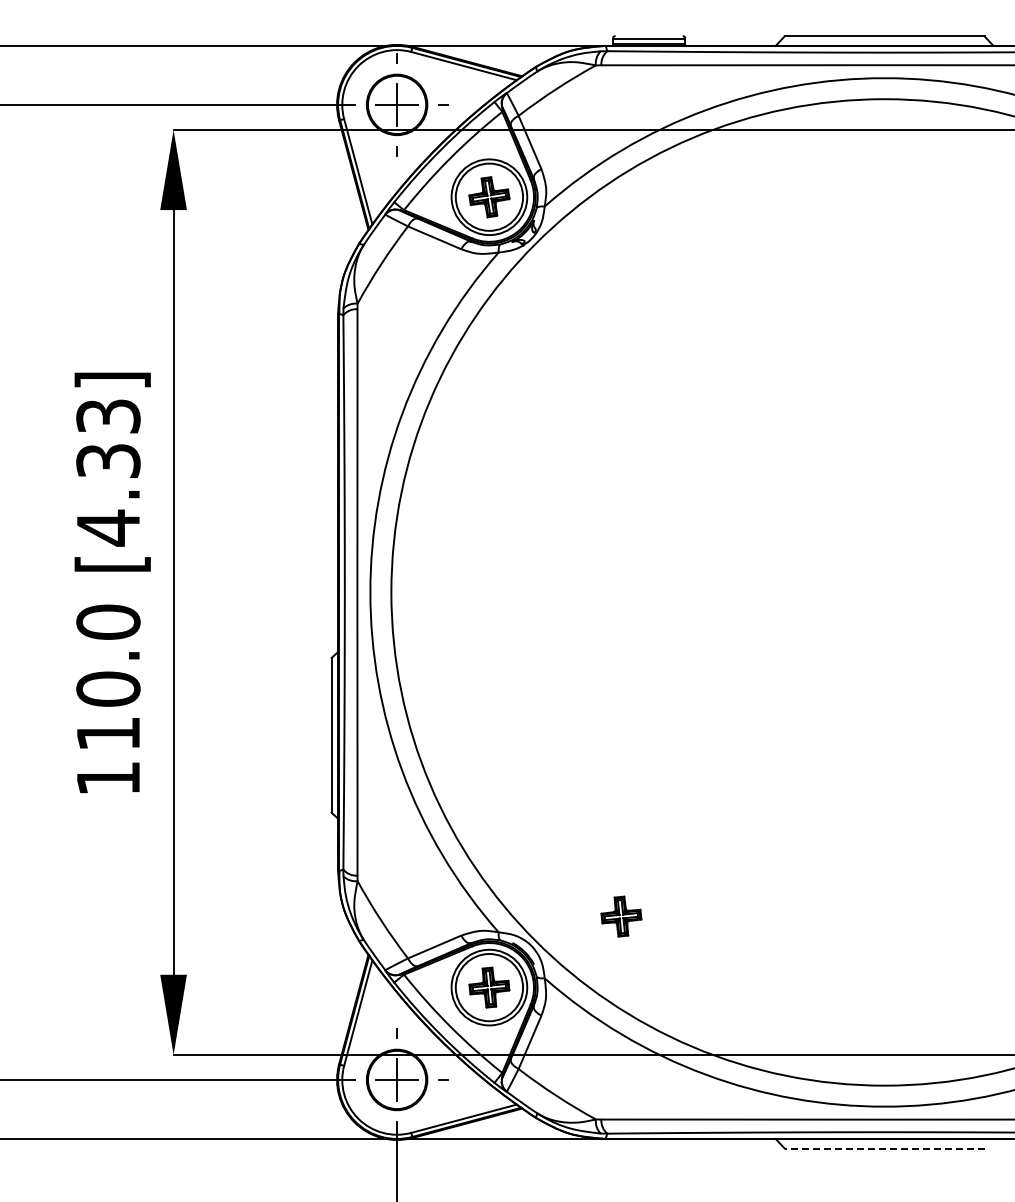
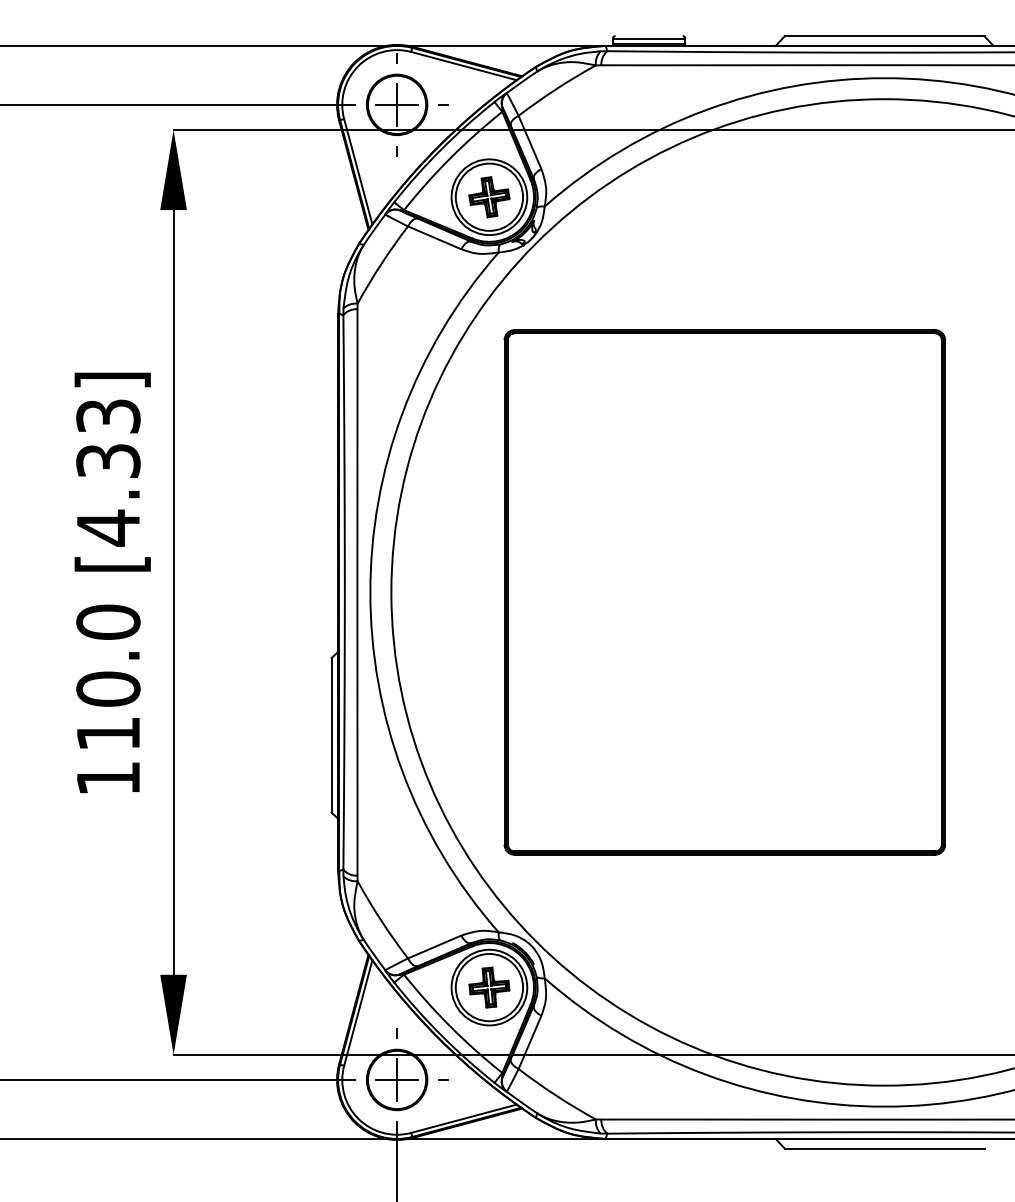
part: none -> present (724, 592)
part: present -> none (621, 916)
line: dashed -> solid (884, 1148)
